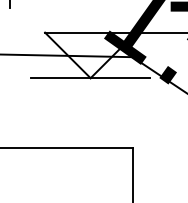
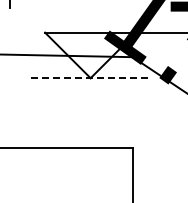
line: solid -> dashed (90, 78)
